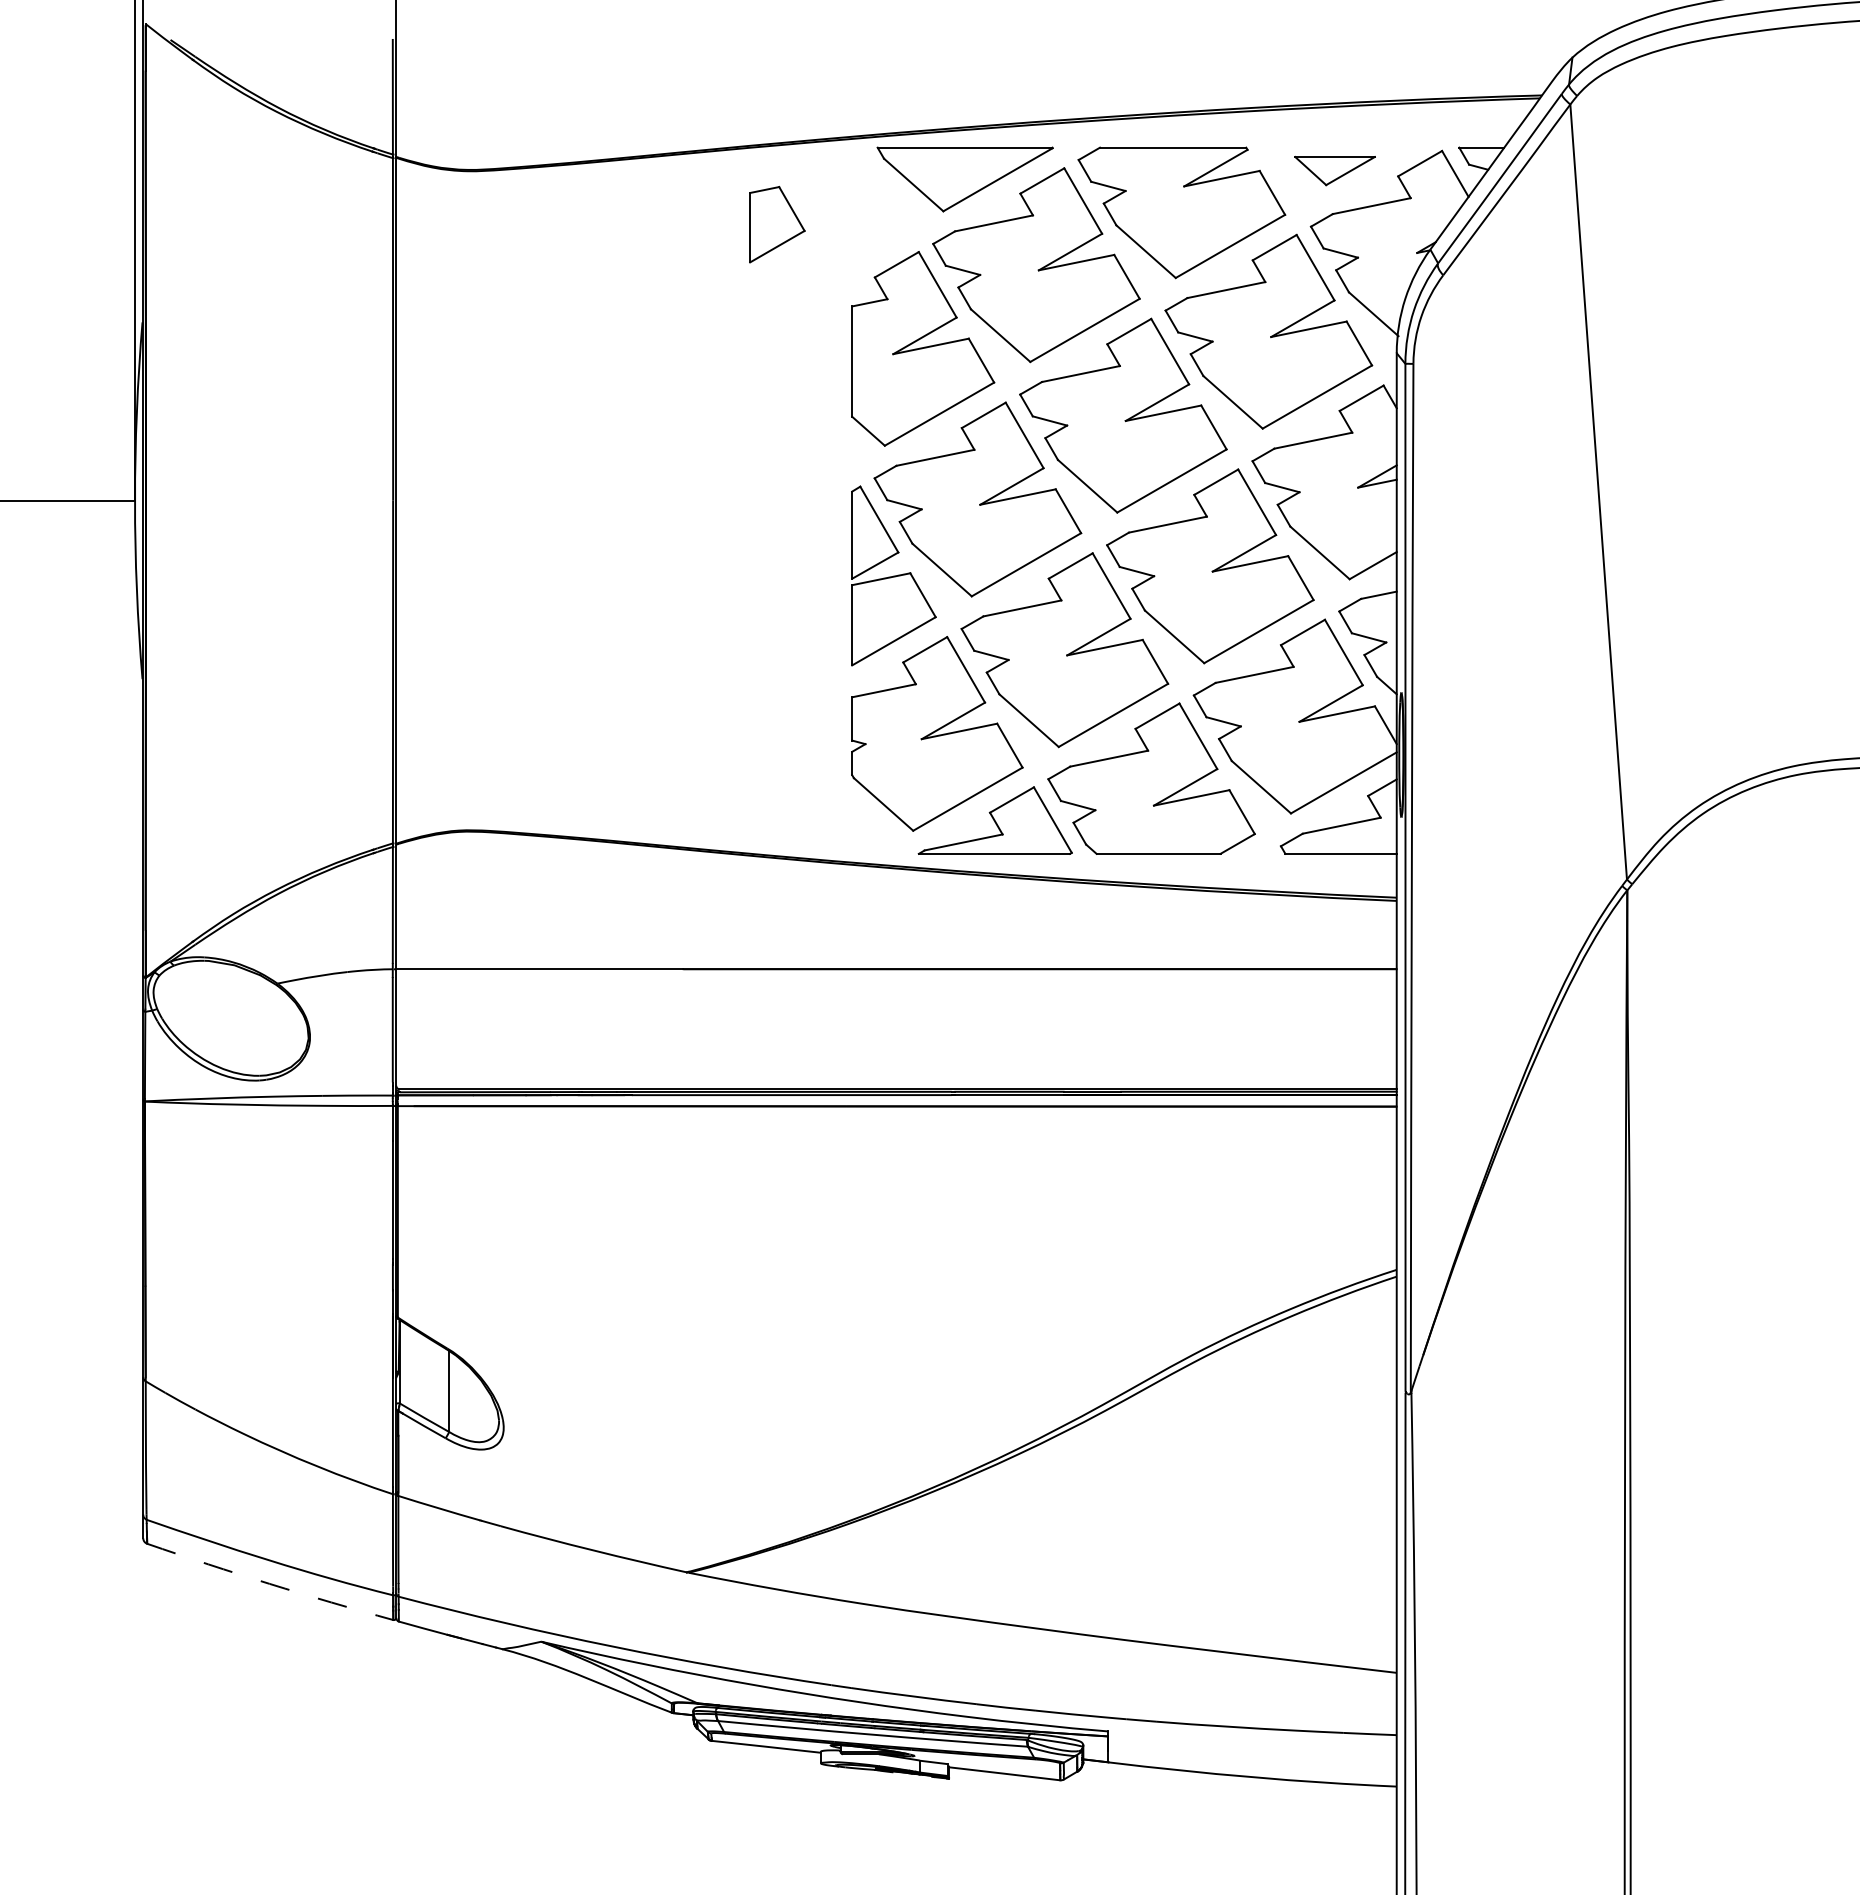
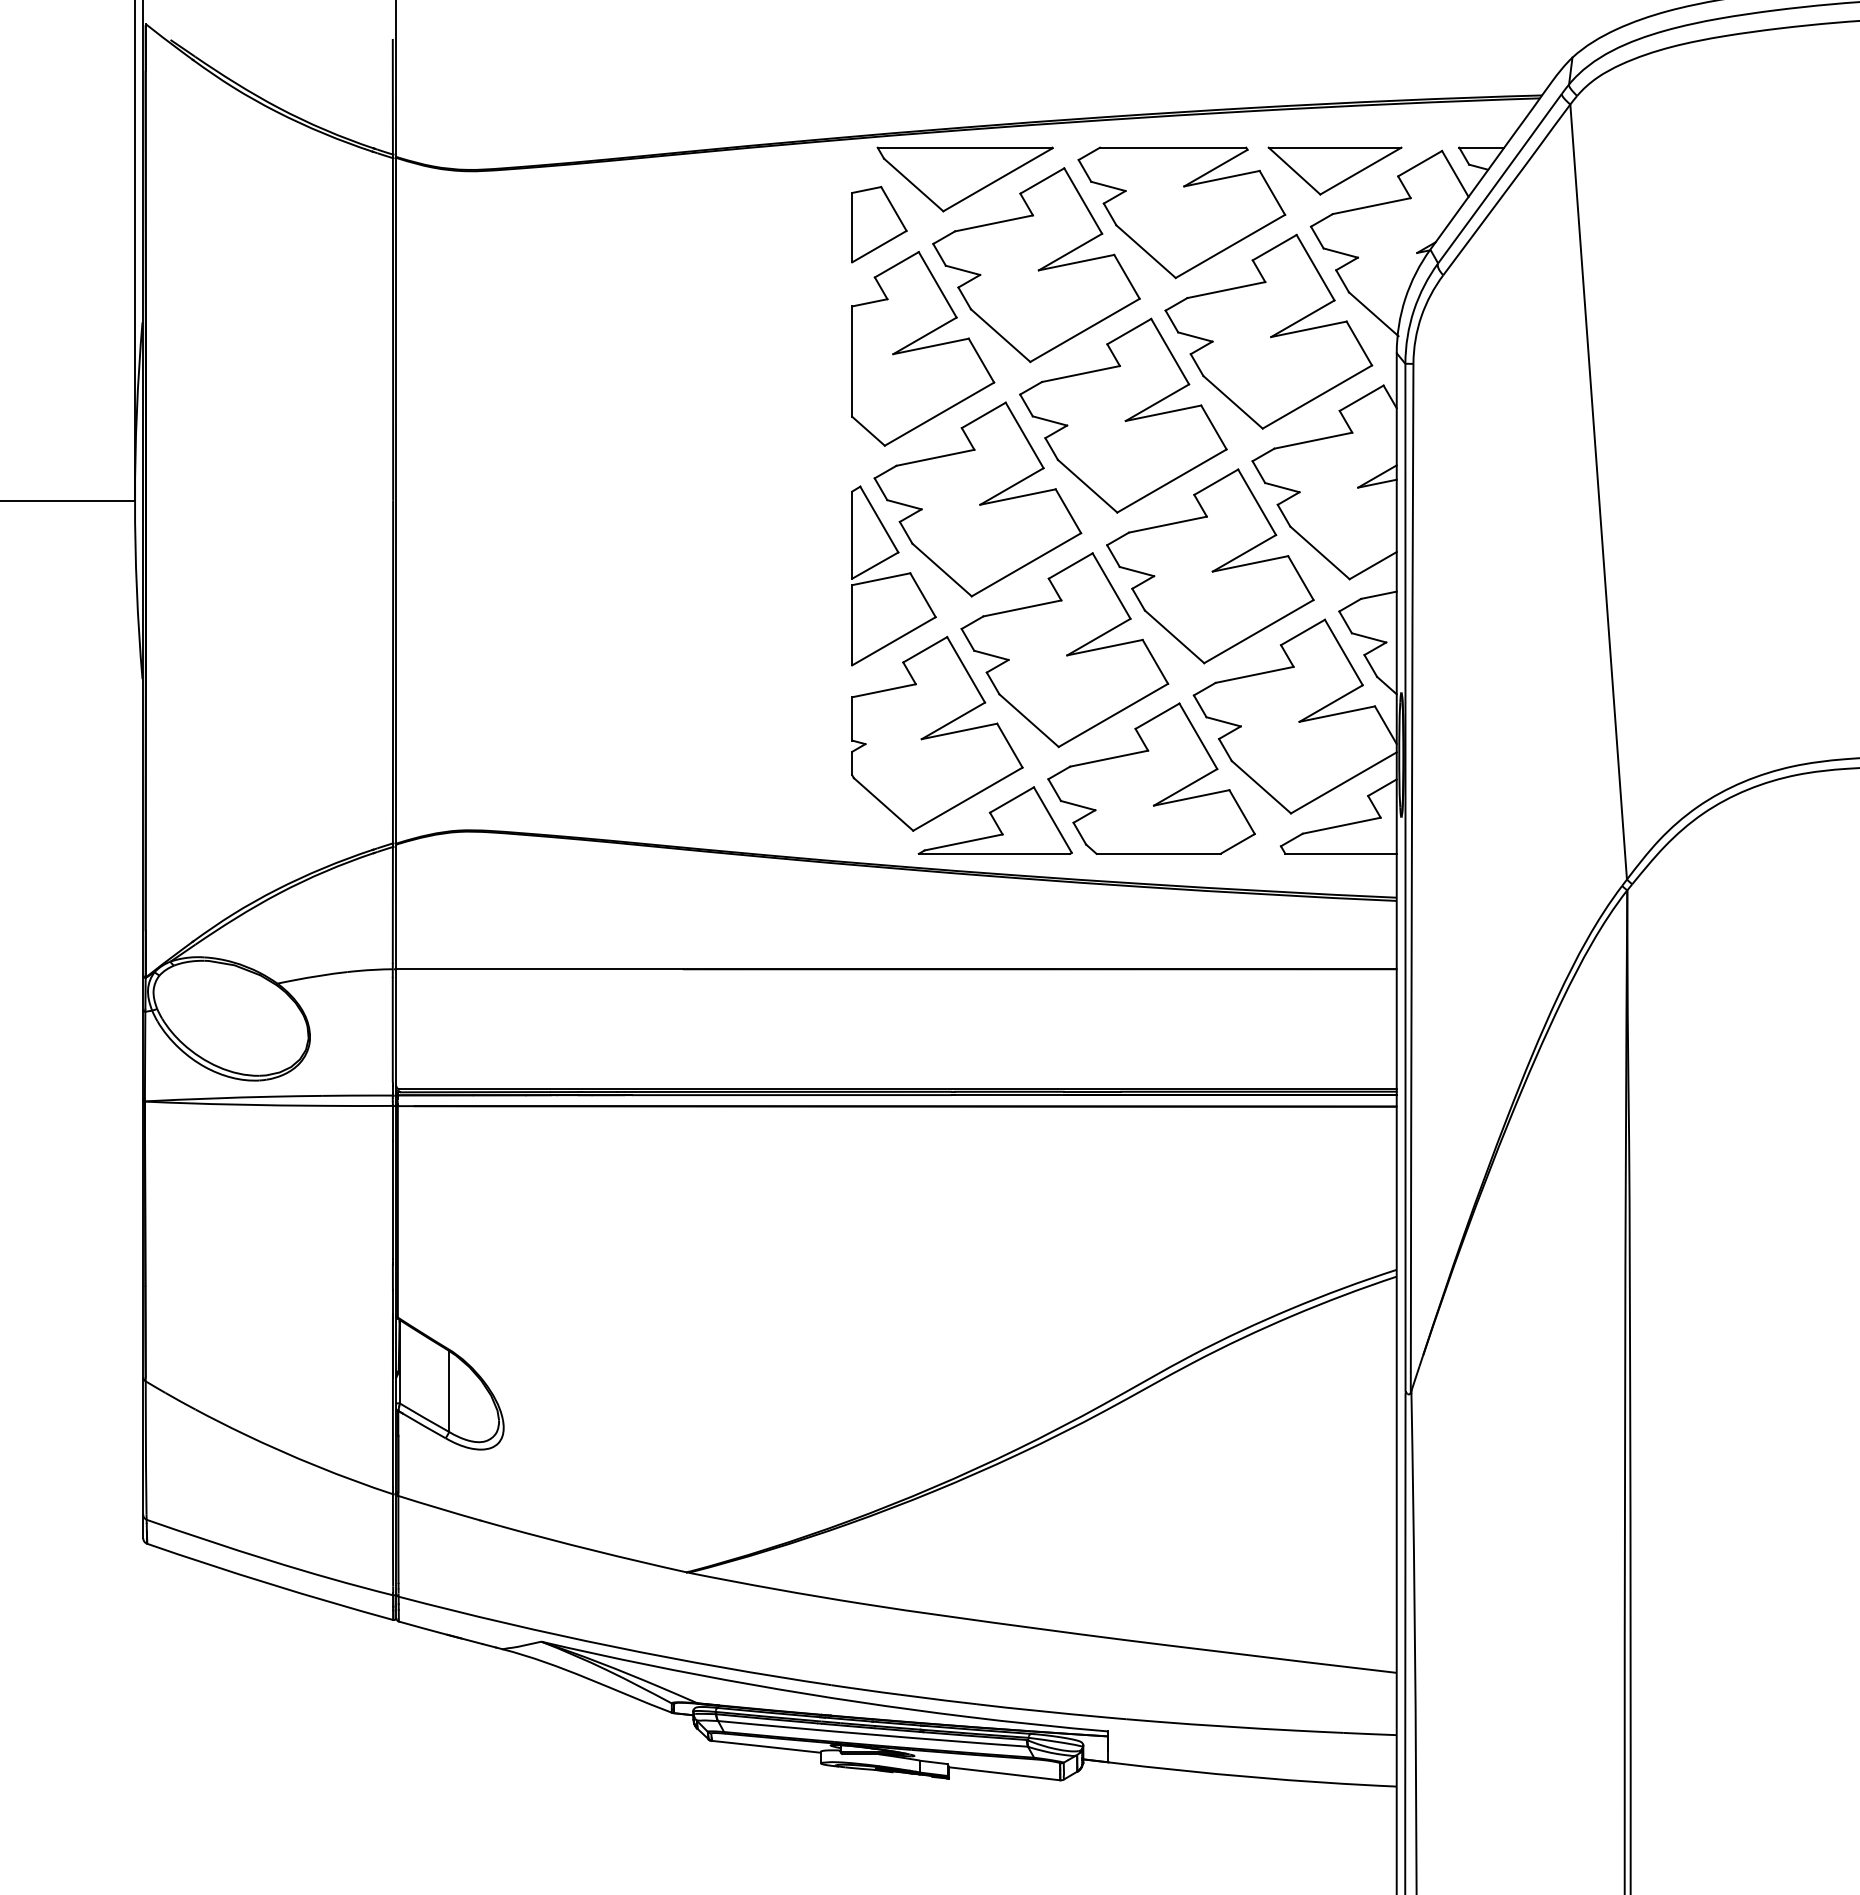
part size: 82x31 px -> 136x50 px (1334, 170)
part position: (777, 224) -> (879, 224) (879, 224)
arc: dashed -> solid (269, 1583)
